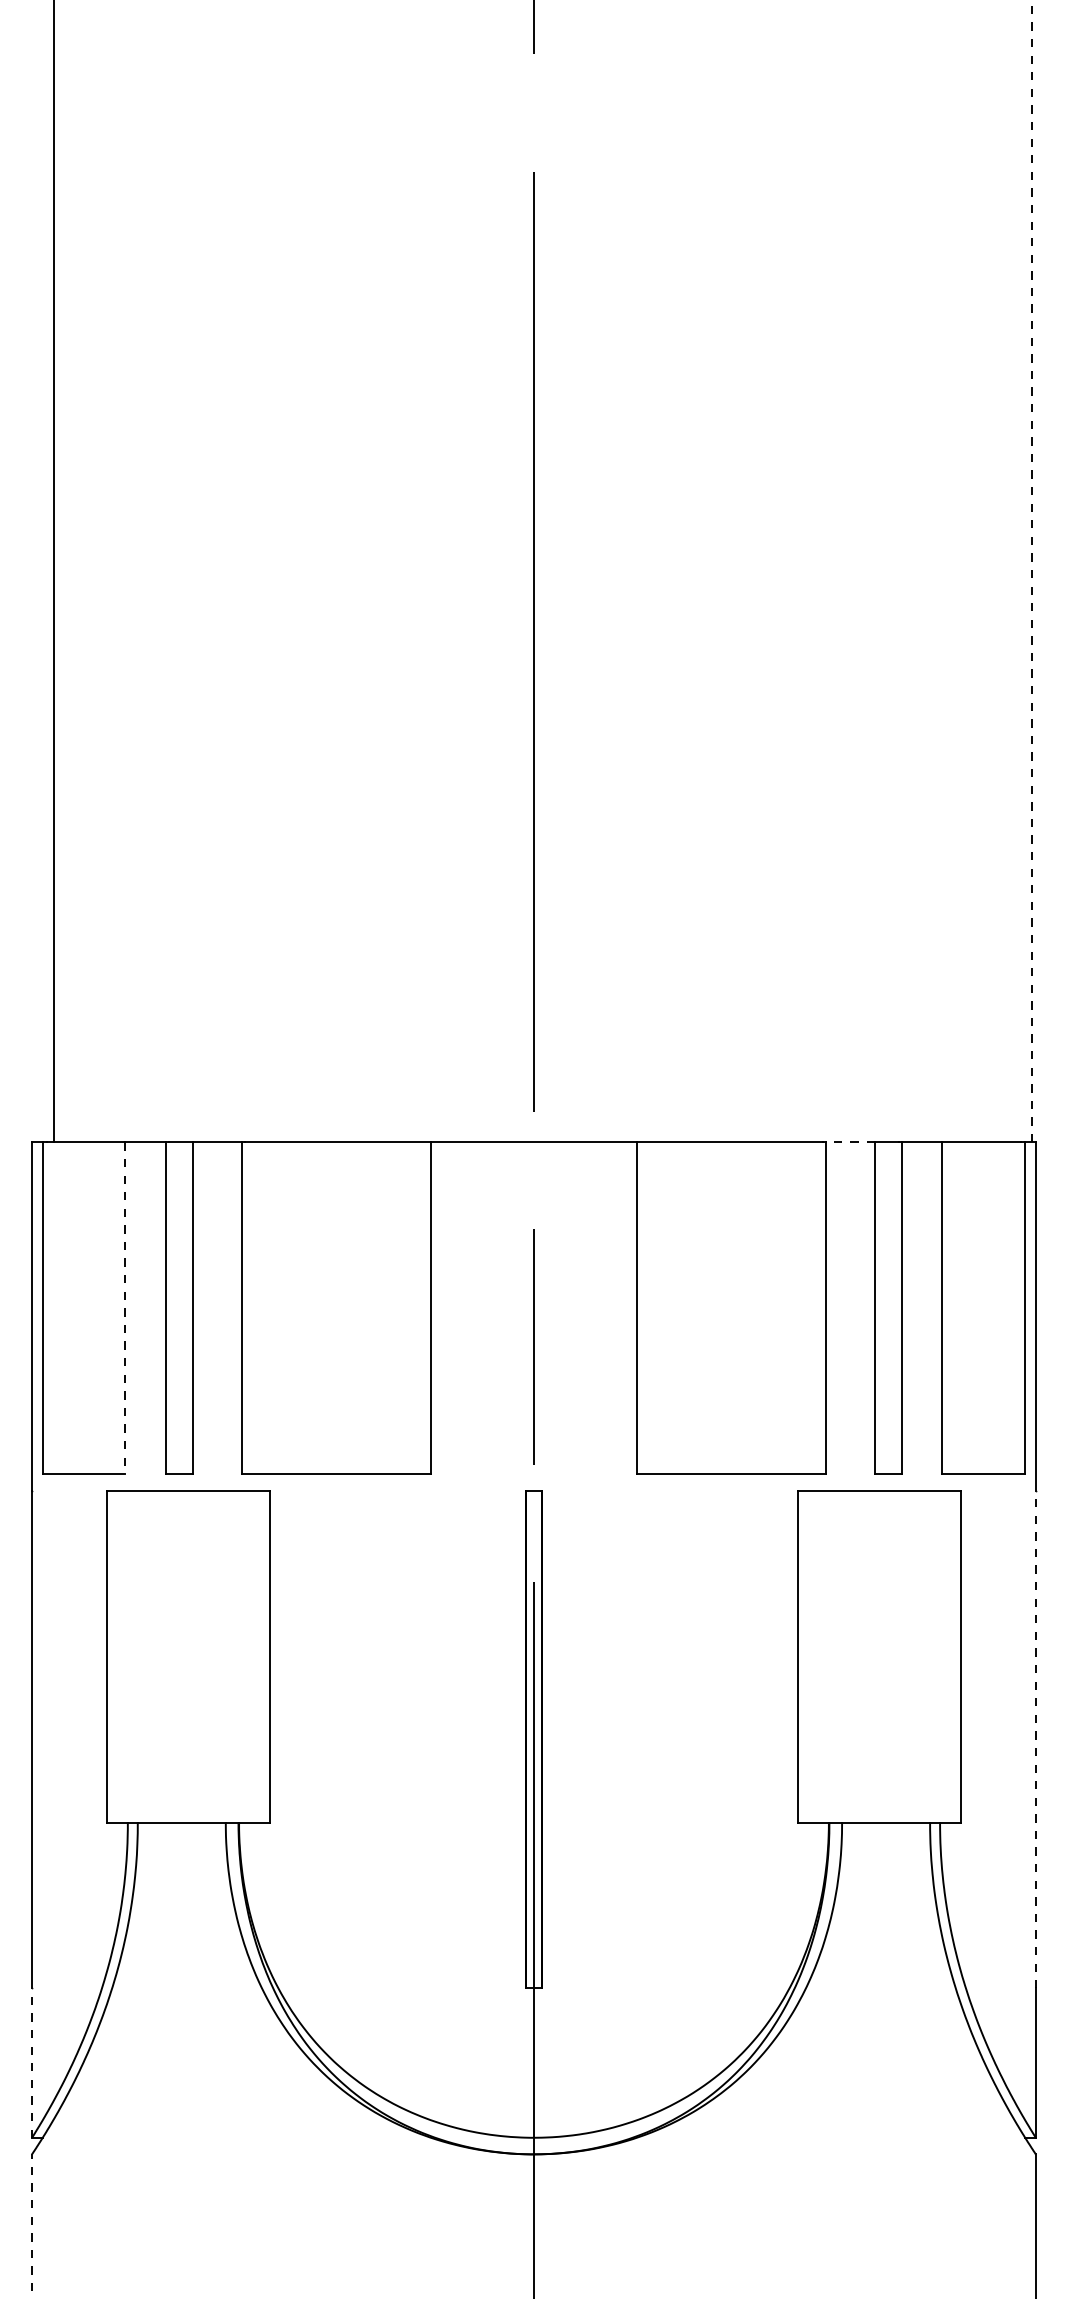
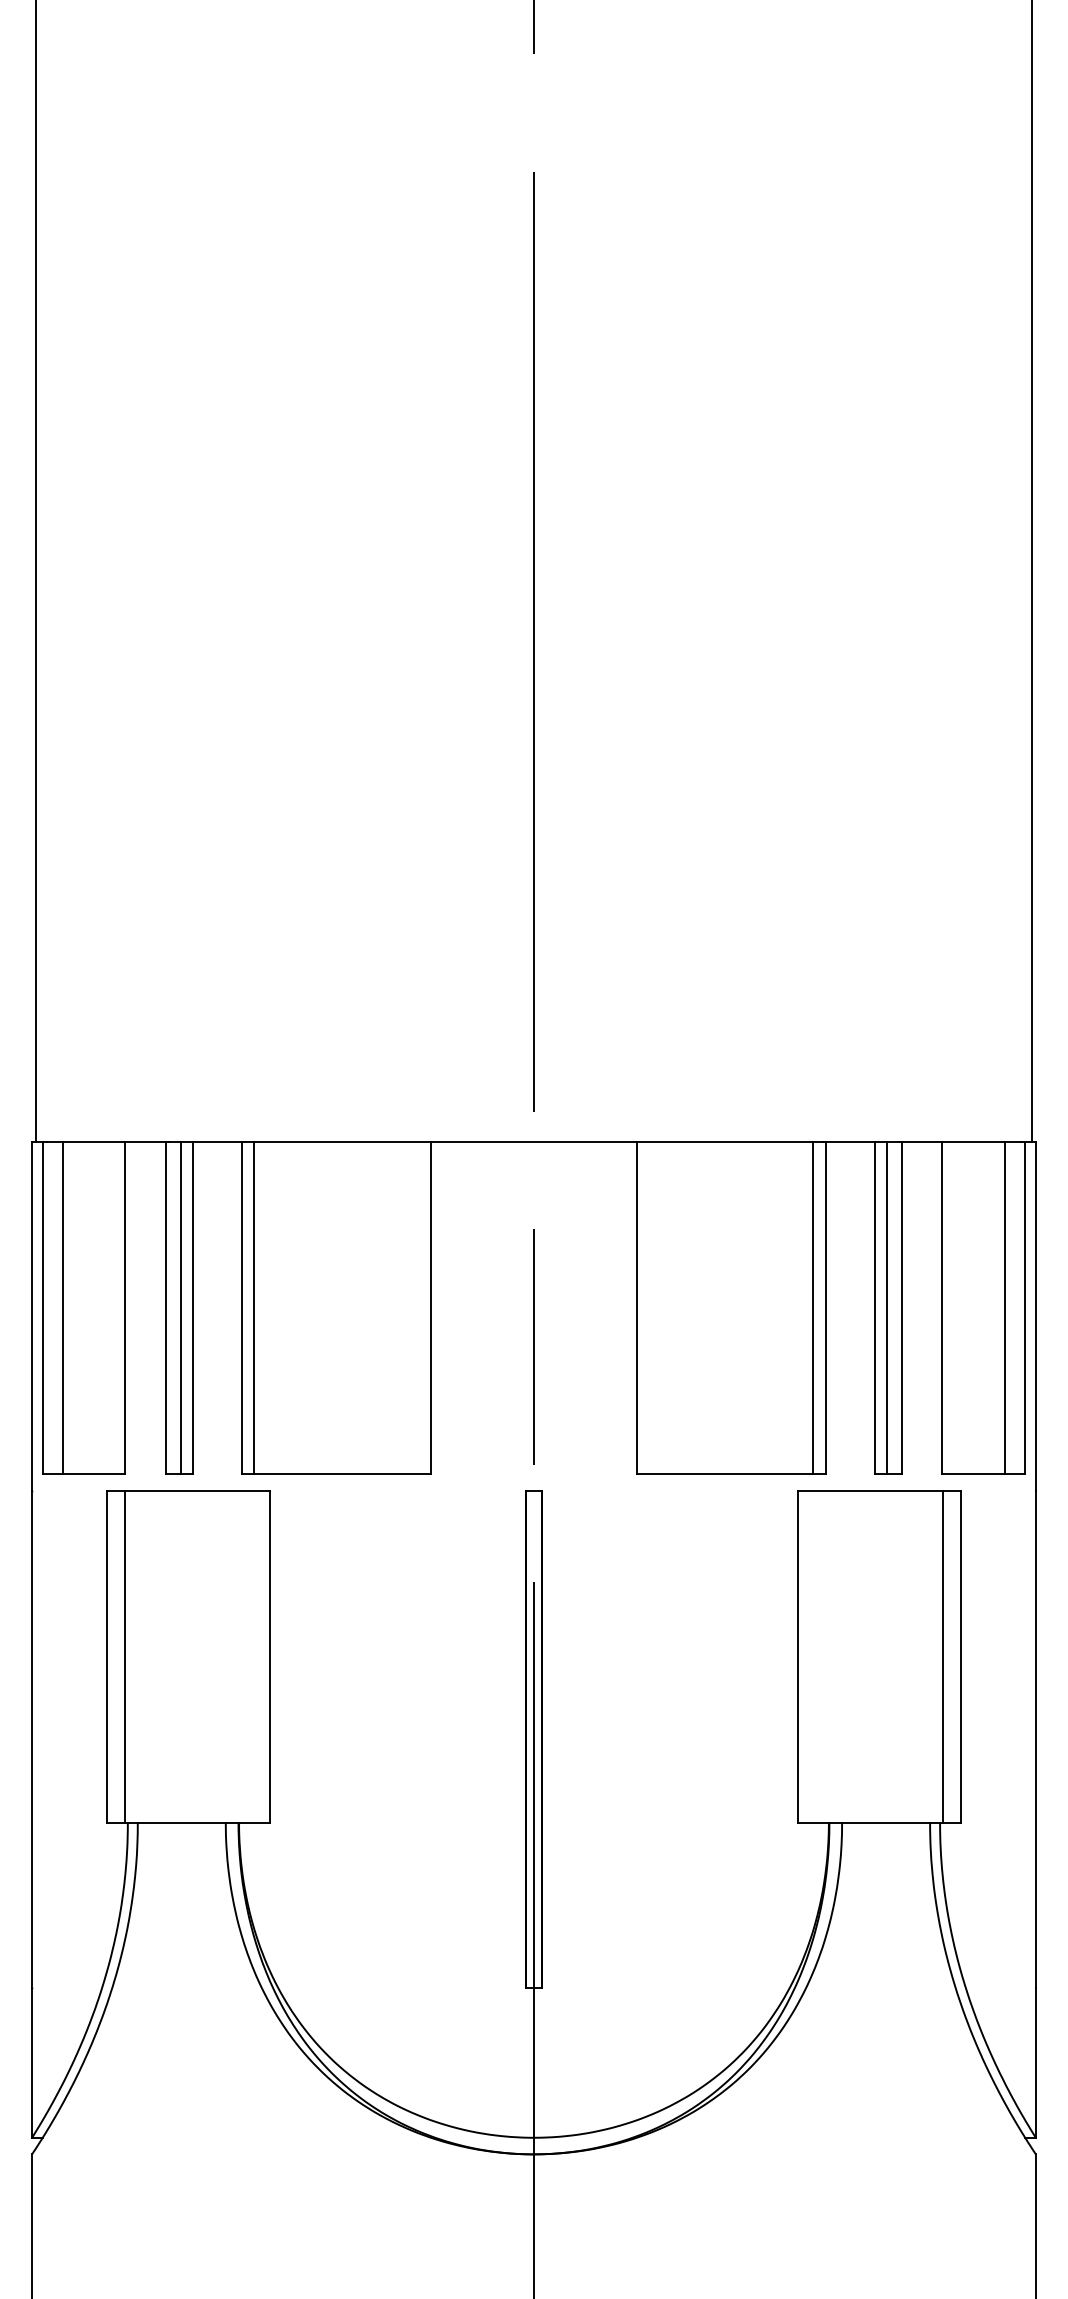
line: dashed -> solid (1031, 571)
line position: (54, 572) -> (36, 572) (36, 572)
line: dashed -> solid (850, 1142)
line: none -> present (63, 1308)
line: dashed -> solid (125, 1308)
line: none -> present (181, 1308)
line: none -> present (254, 1308)
line: none -> present (813, 1308)
line: none -> present (886, 1308)
line: none -> present (1004, 1308)
line: none -> present (124, 1656)
line: none -> present (943, 1656)
line: dashed -> solid (1035, 1739)
line: dashed -> solid (32, 2063)
line: dashed -> solid (32, 2226)
